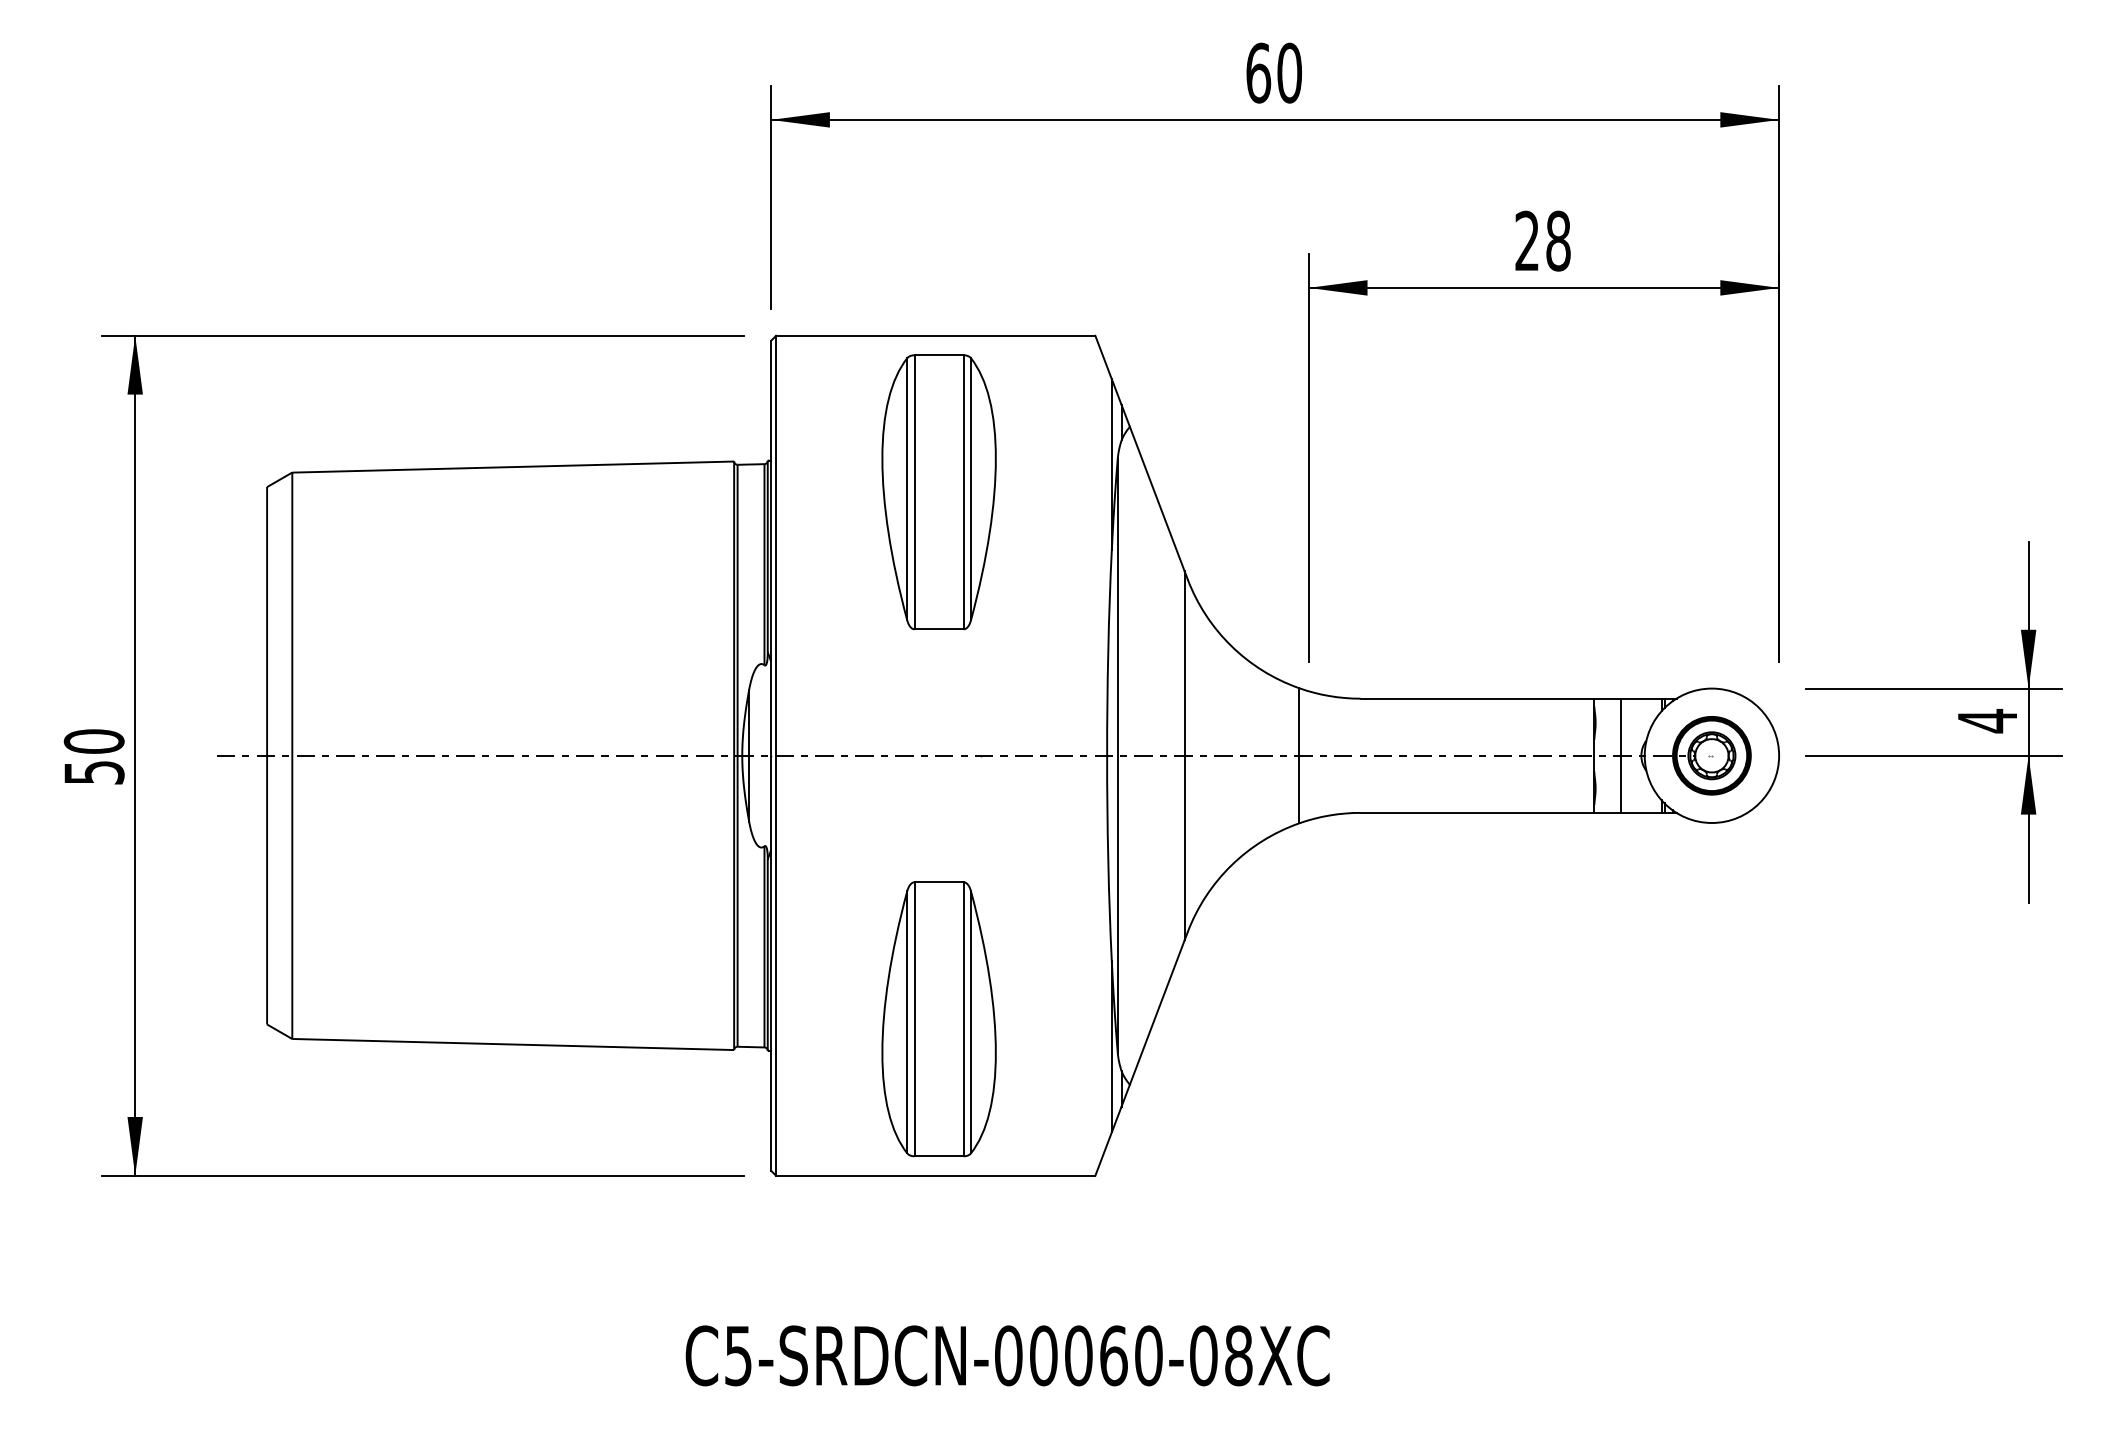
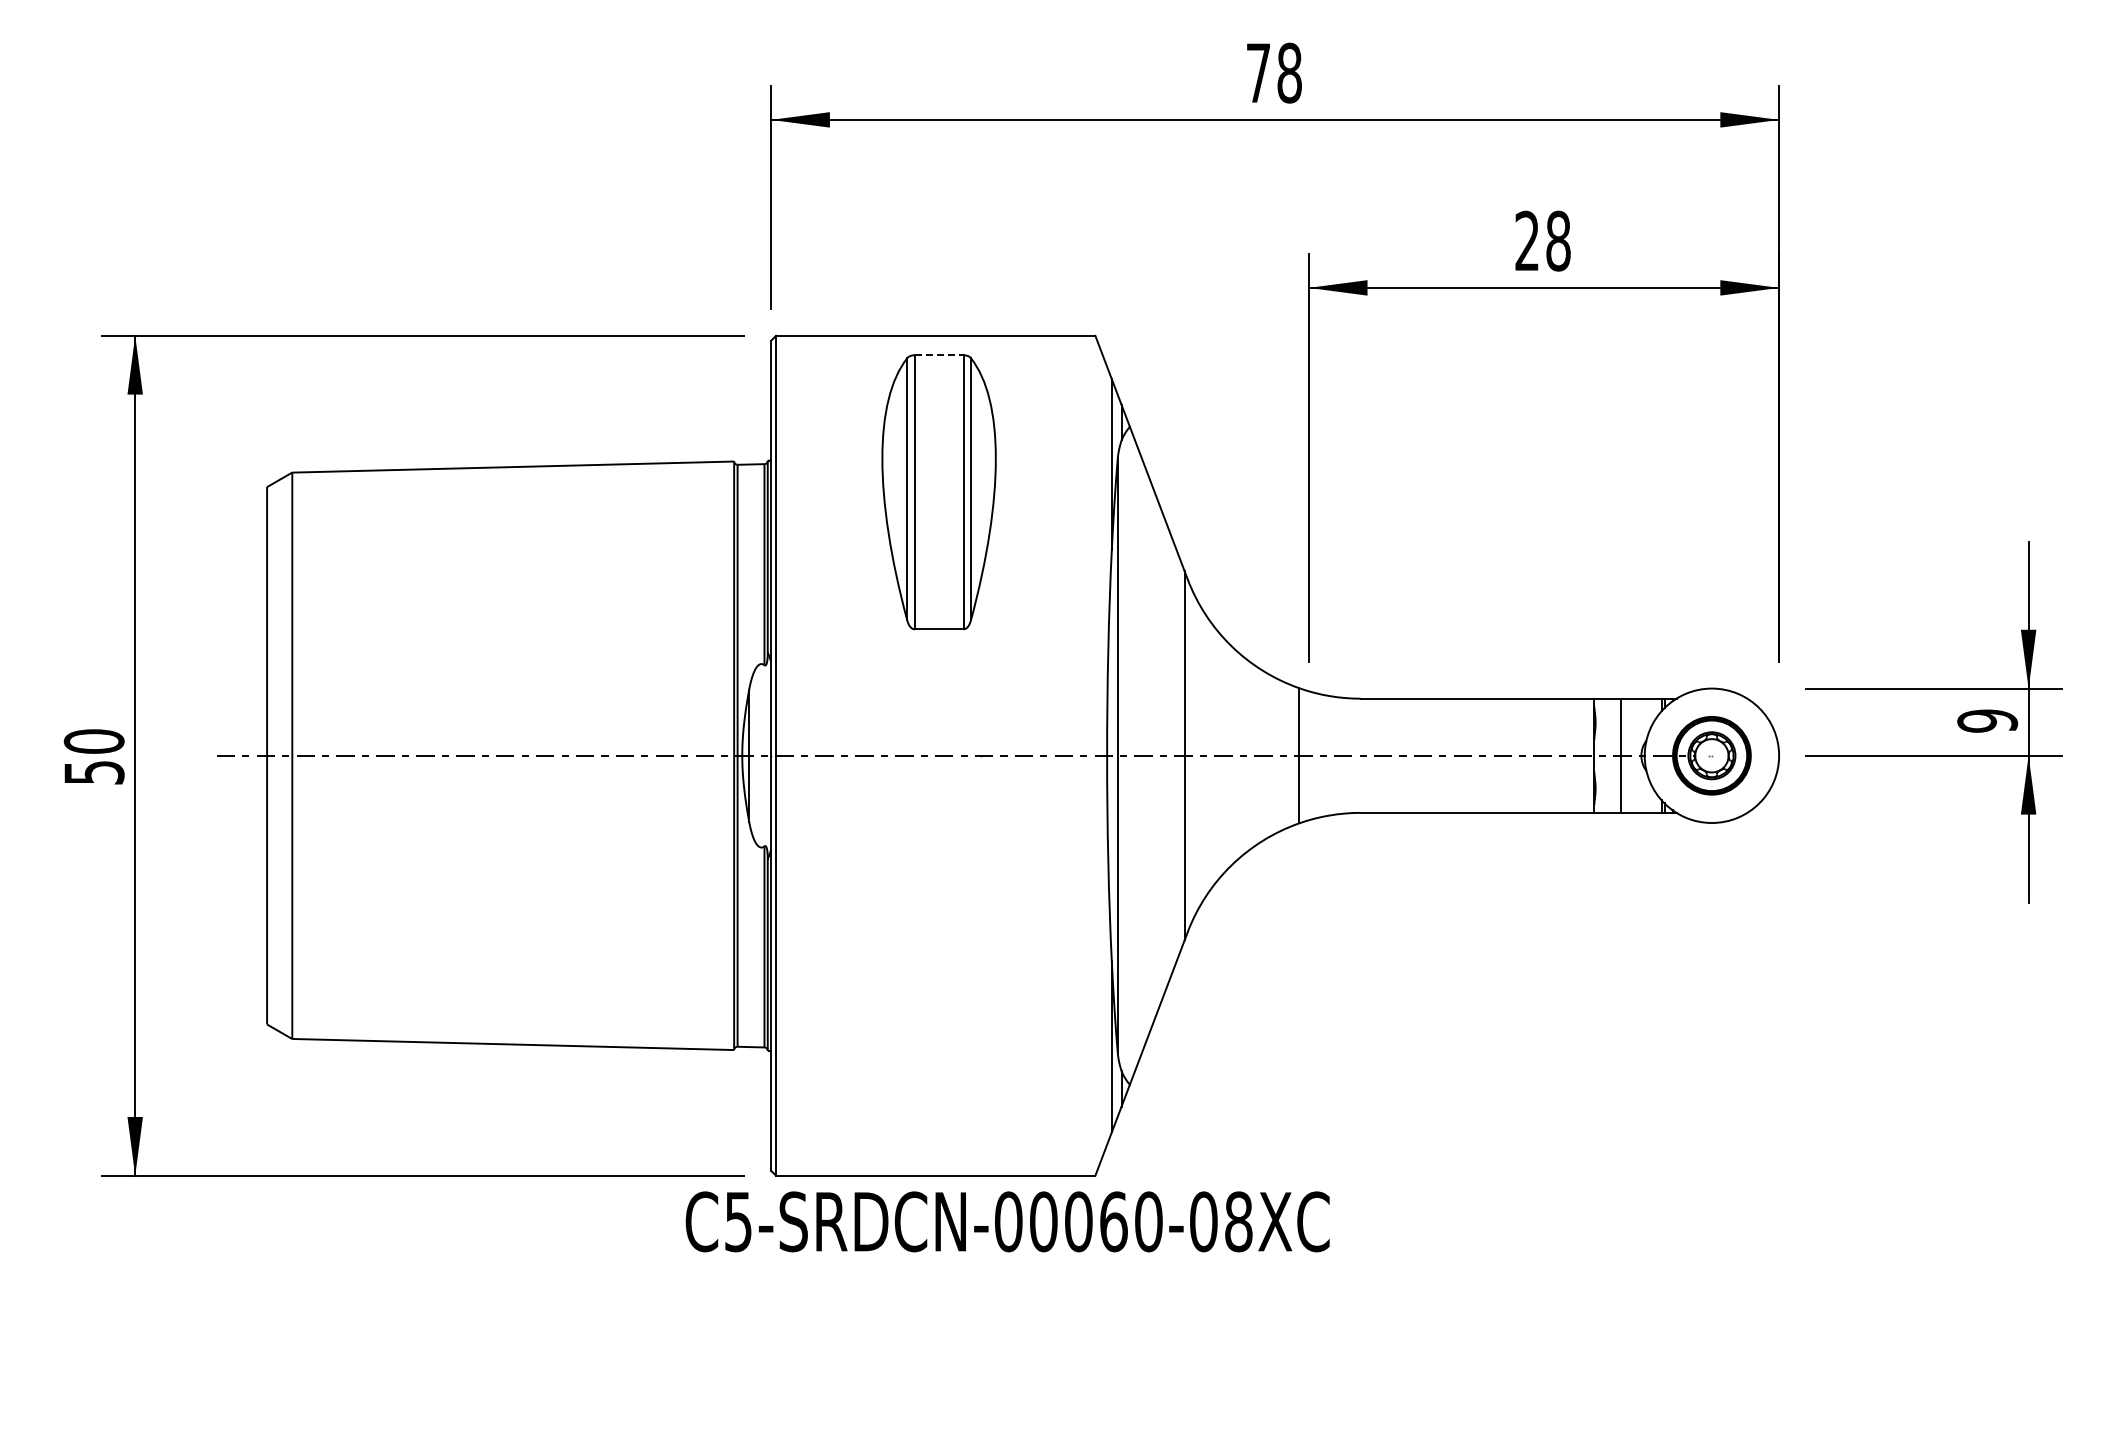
text: 60 -> 78 (1274, 72)
line: solid -> dashed (939, 355)
text: 4 -> 9 (1987, 721)
part: present -> none (938, 1019)
text position: (1007, 1355) -> (1007, 1221) (1007, 1221)
